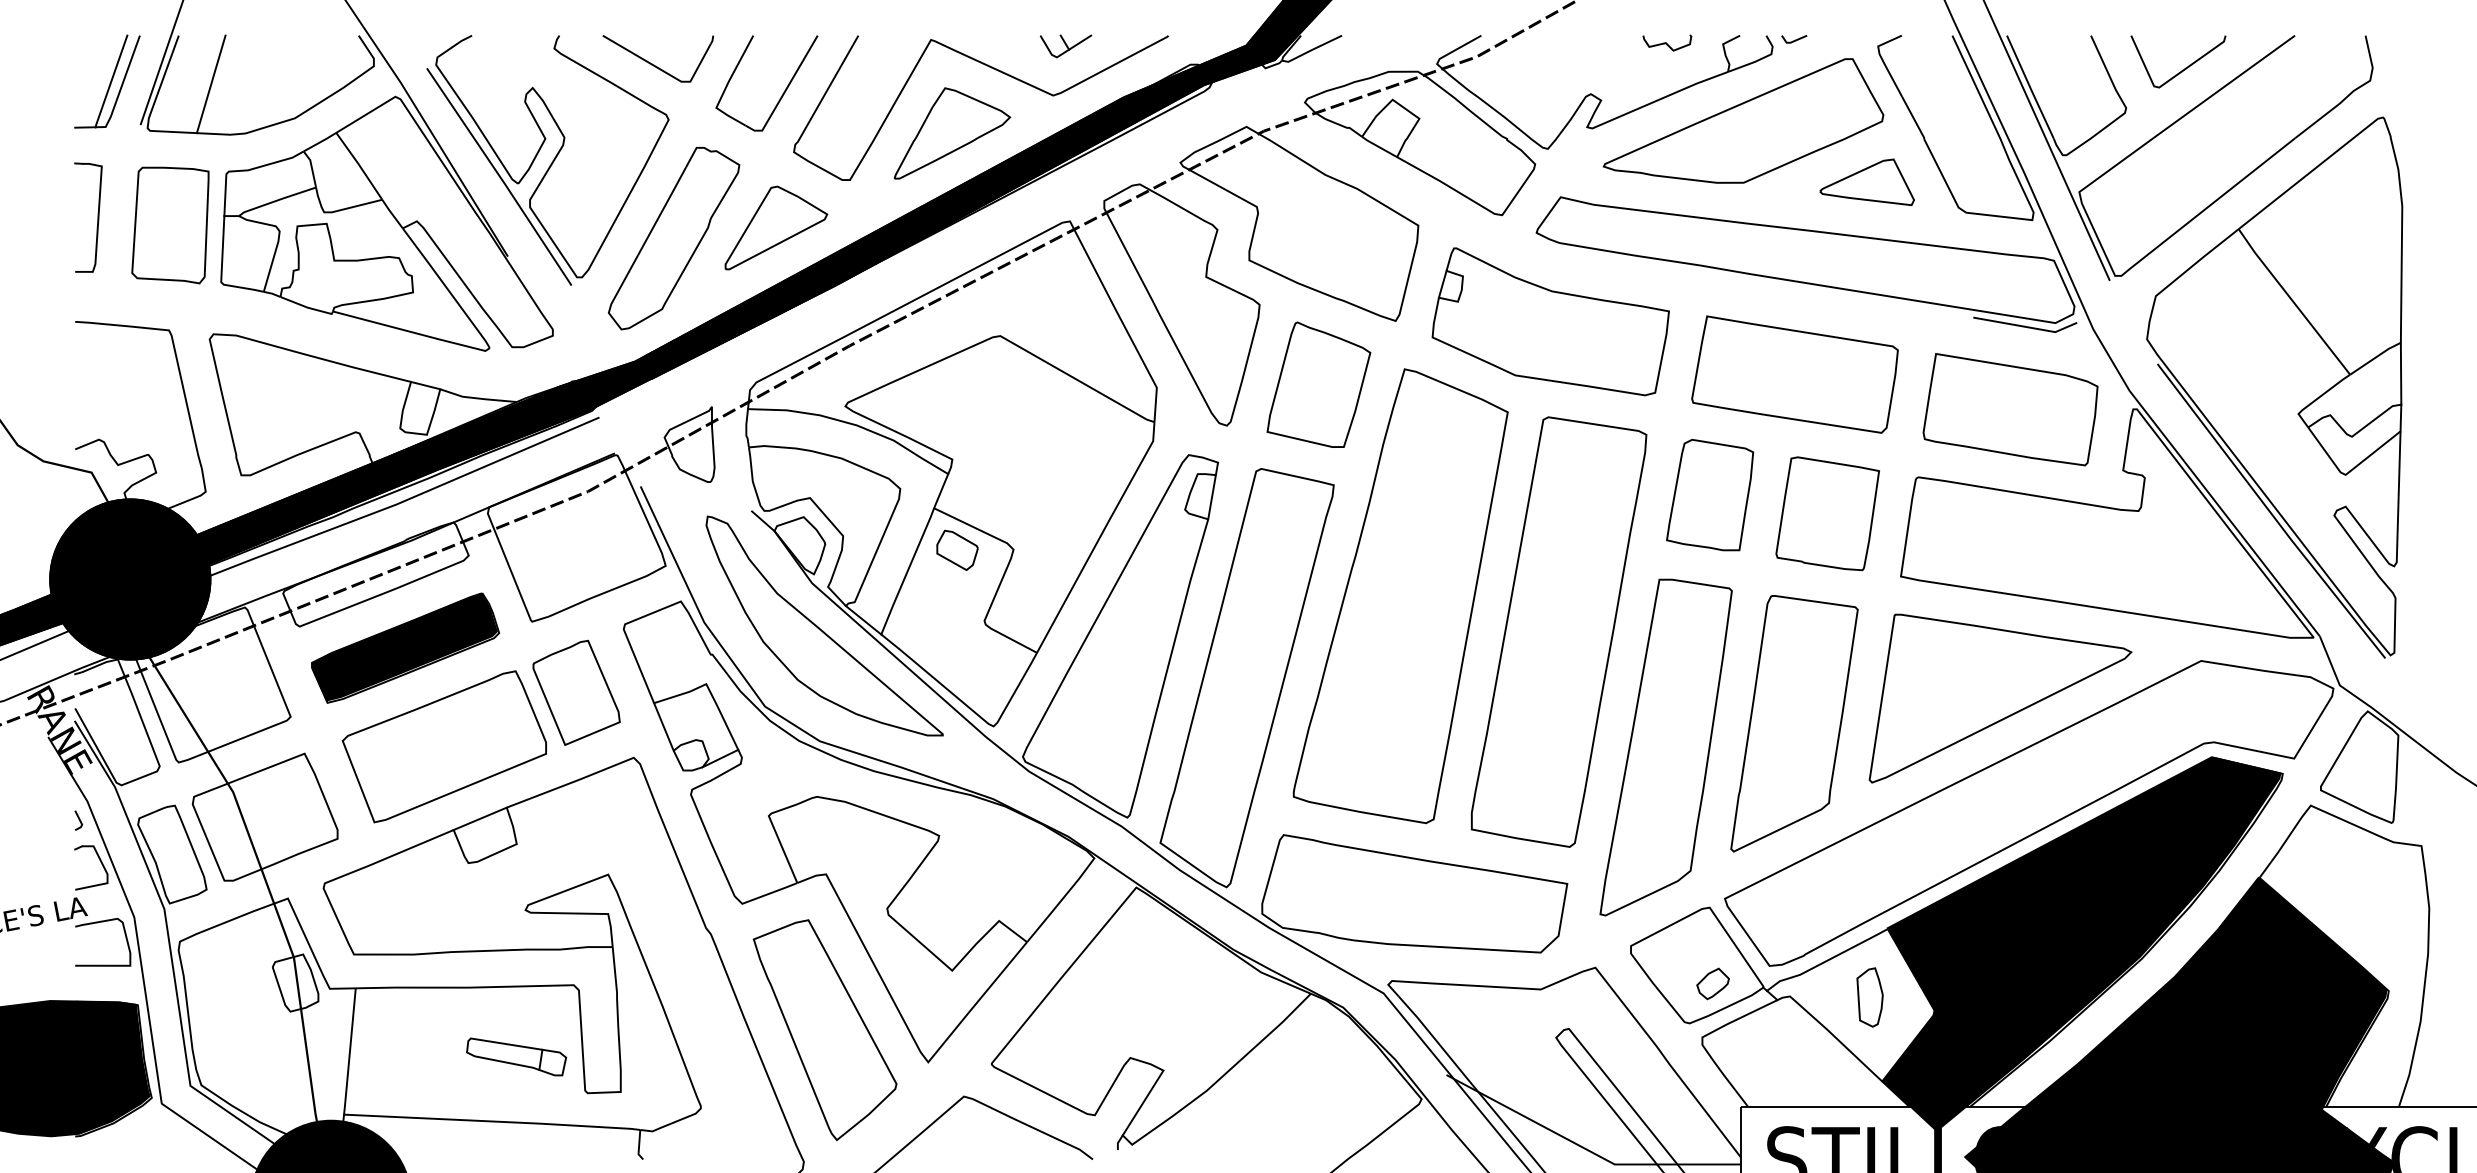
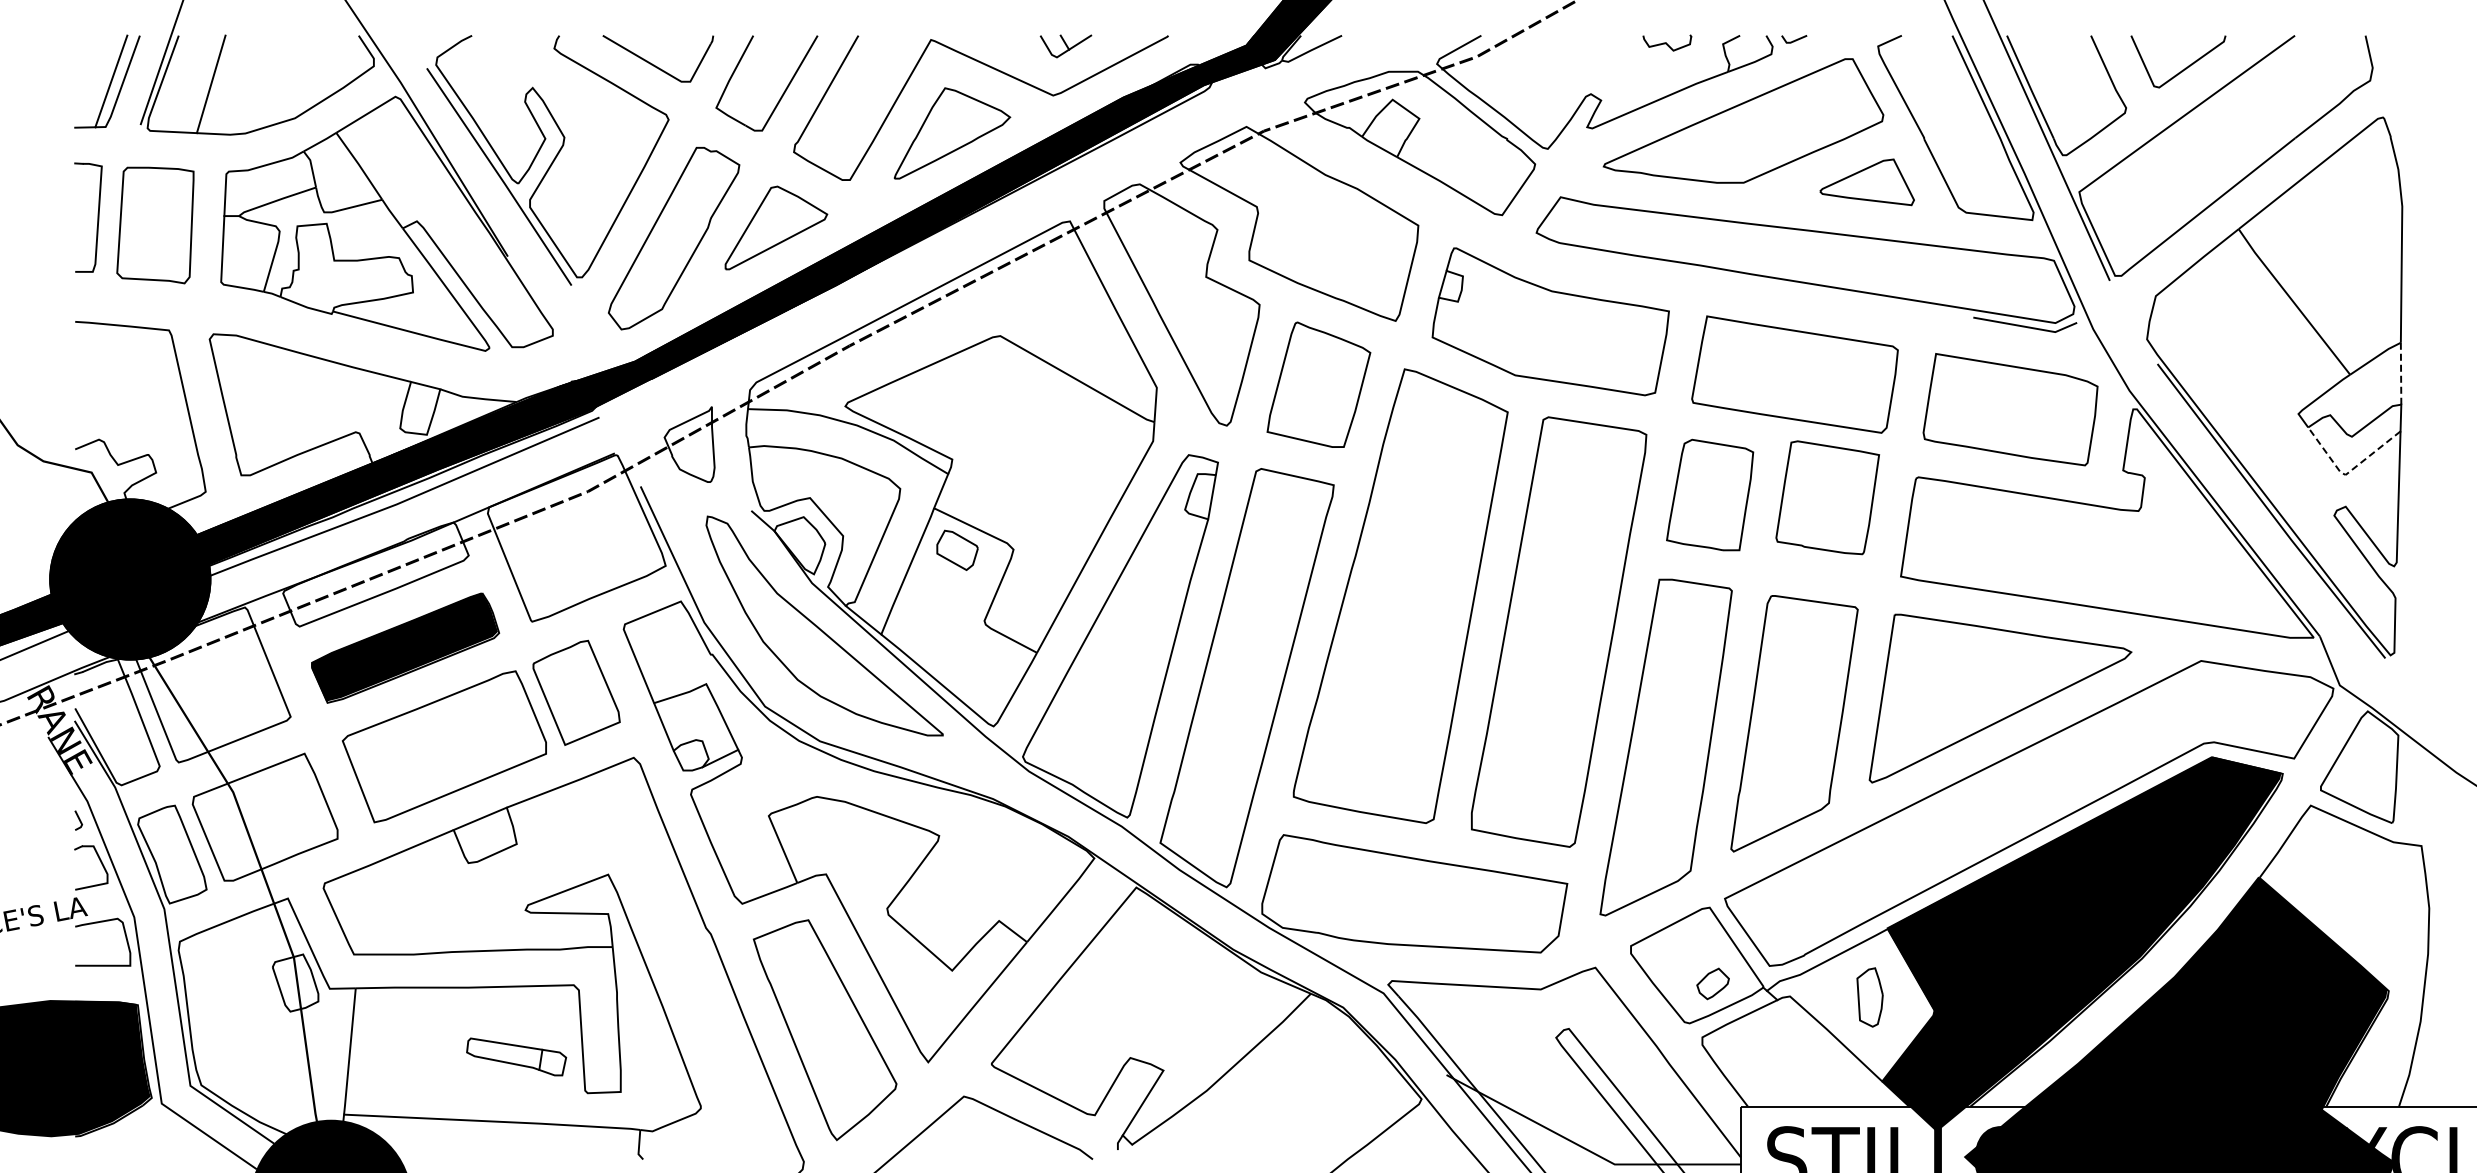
part position: (170, 225) -> (155, 225) (155, 225)
line: solid -> dashed (2401, 373)
line: solid -> dashed (2348, 473)
part position: (1827, 513) -> (1827, 497) (1827, 497)
